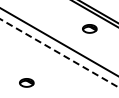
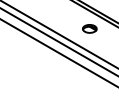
line: none -> present (59, 34)
line: dashed -> solid (59, 53)
part: present -> none (26, 82)
